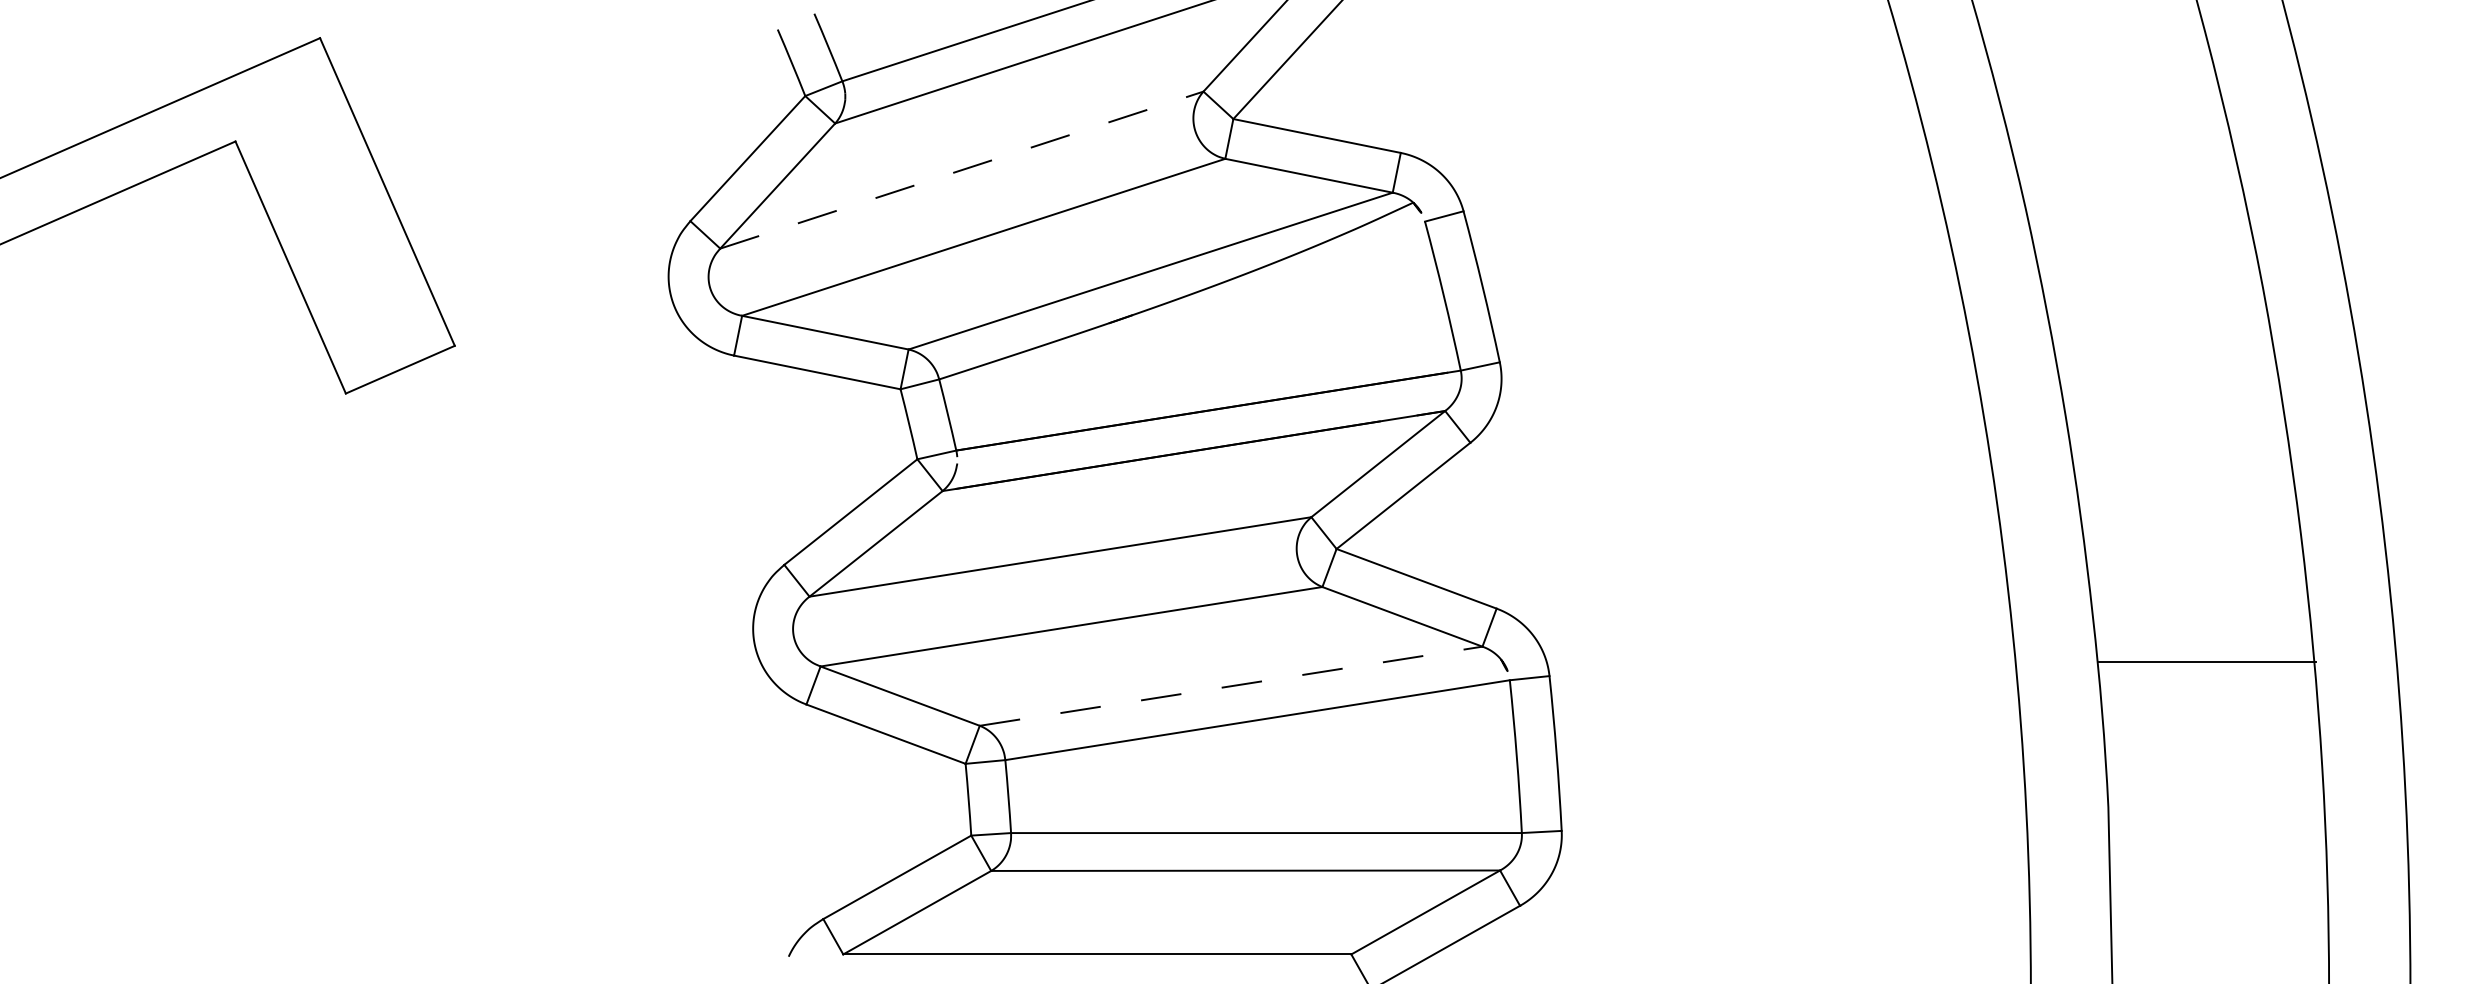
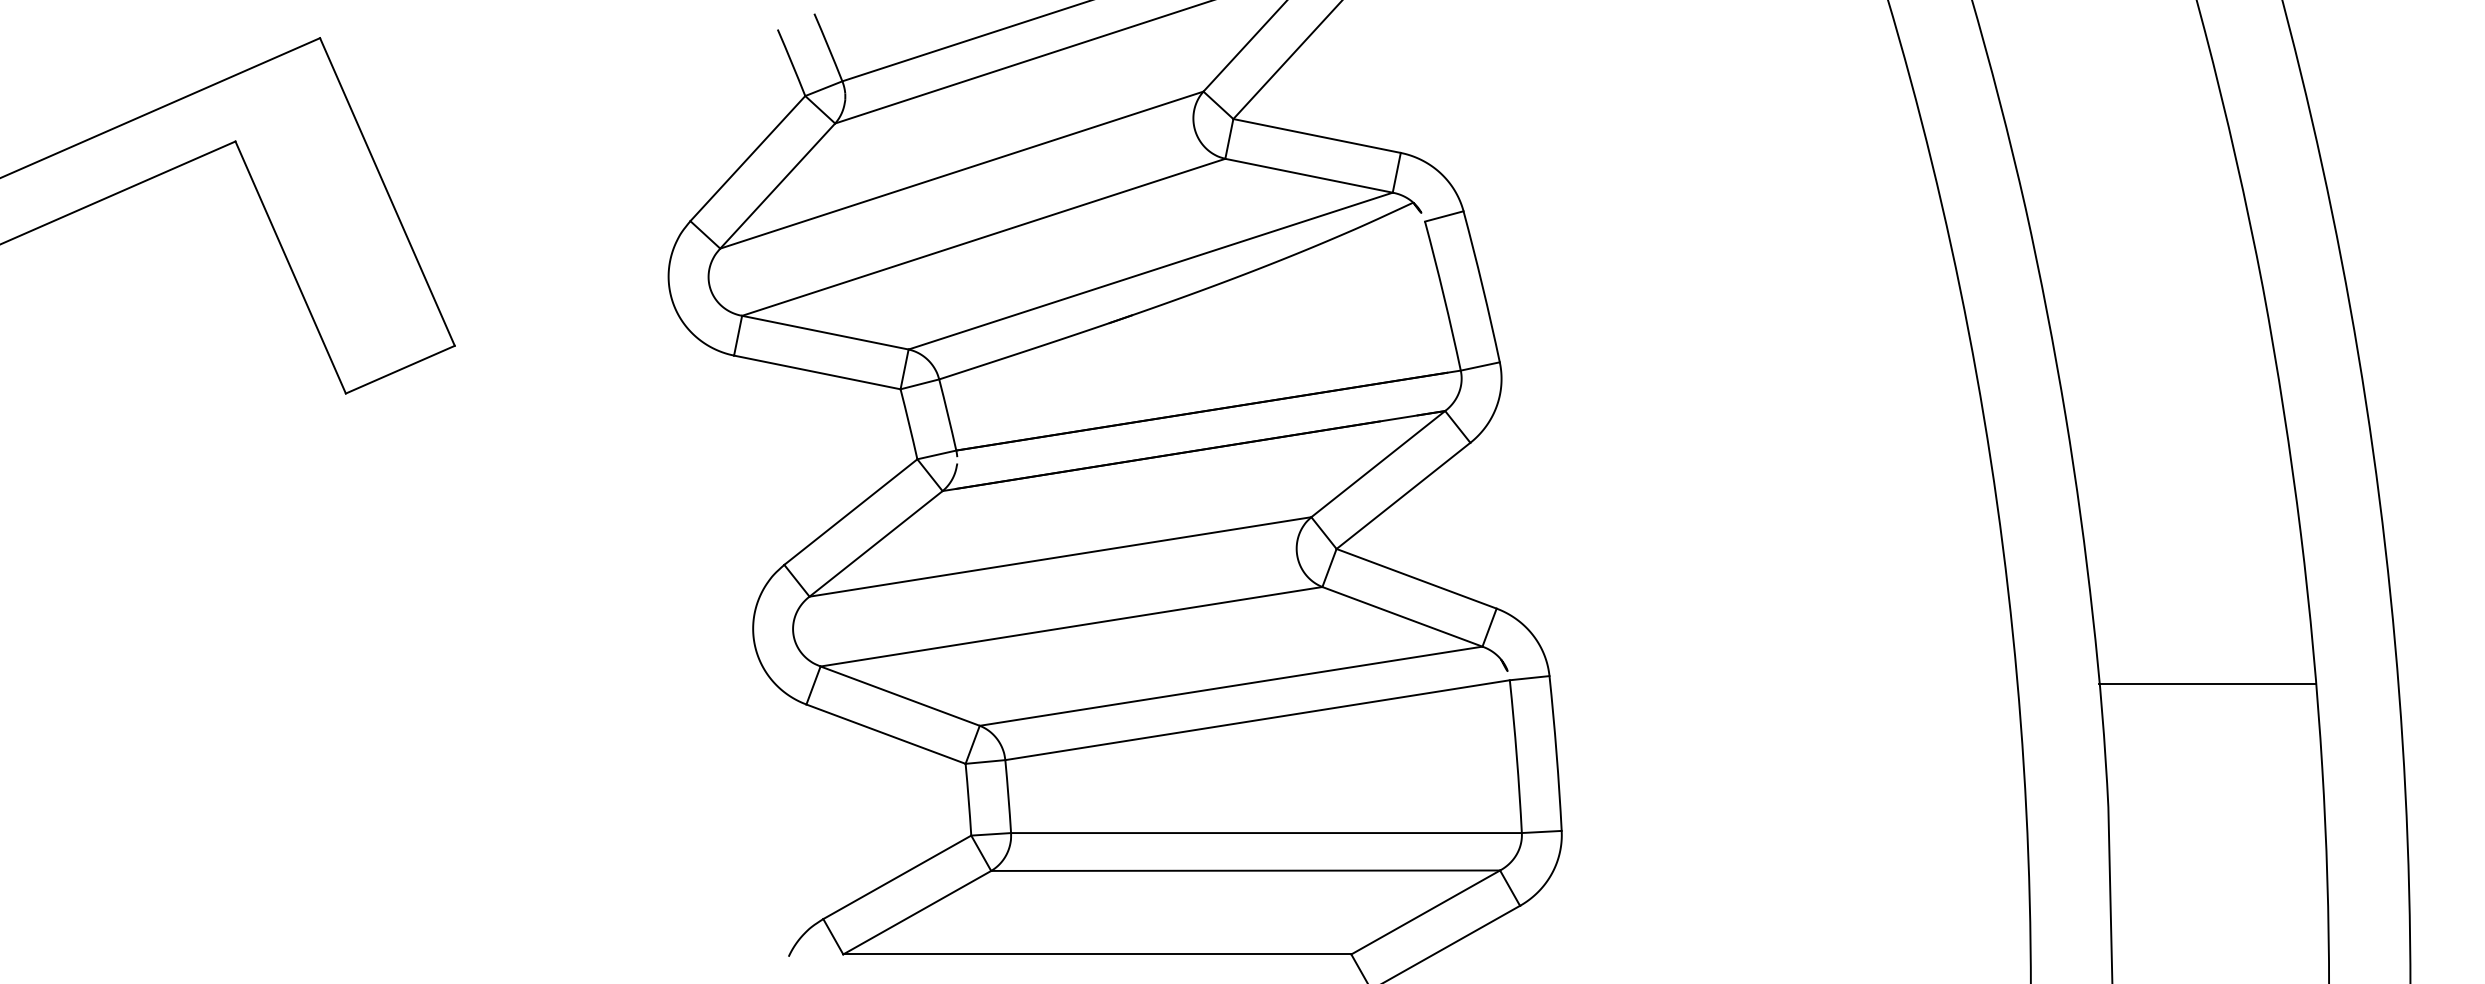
line: dashed -> solid (962, 169)
line position: (2207, 661) -> (2207, 683) (2207, 683)
line: dashed -> solid (1231, 686)
